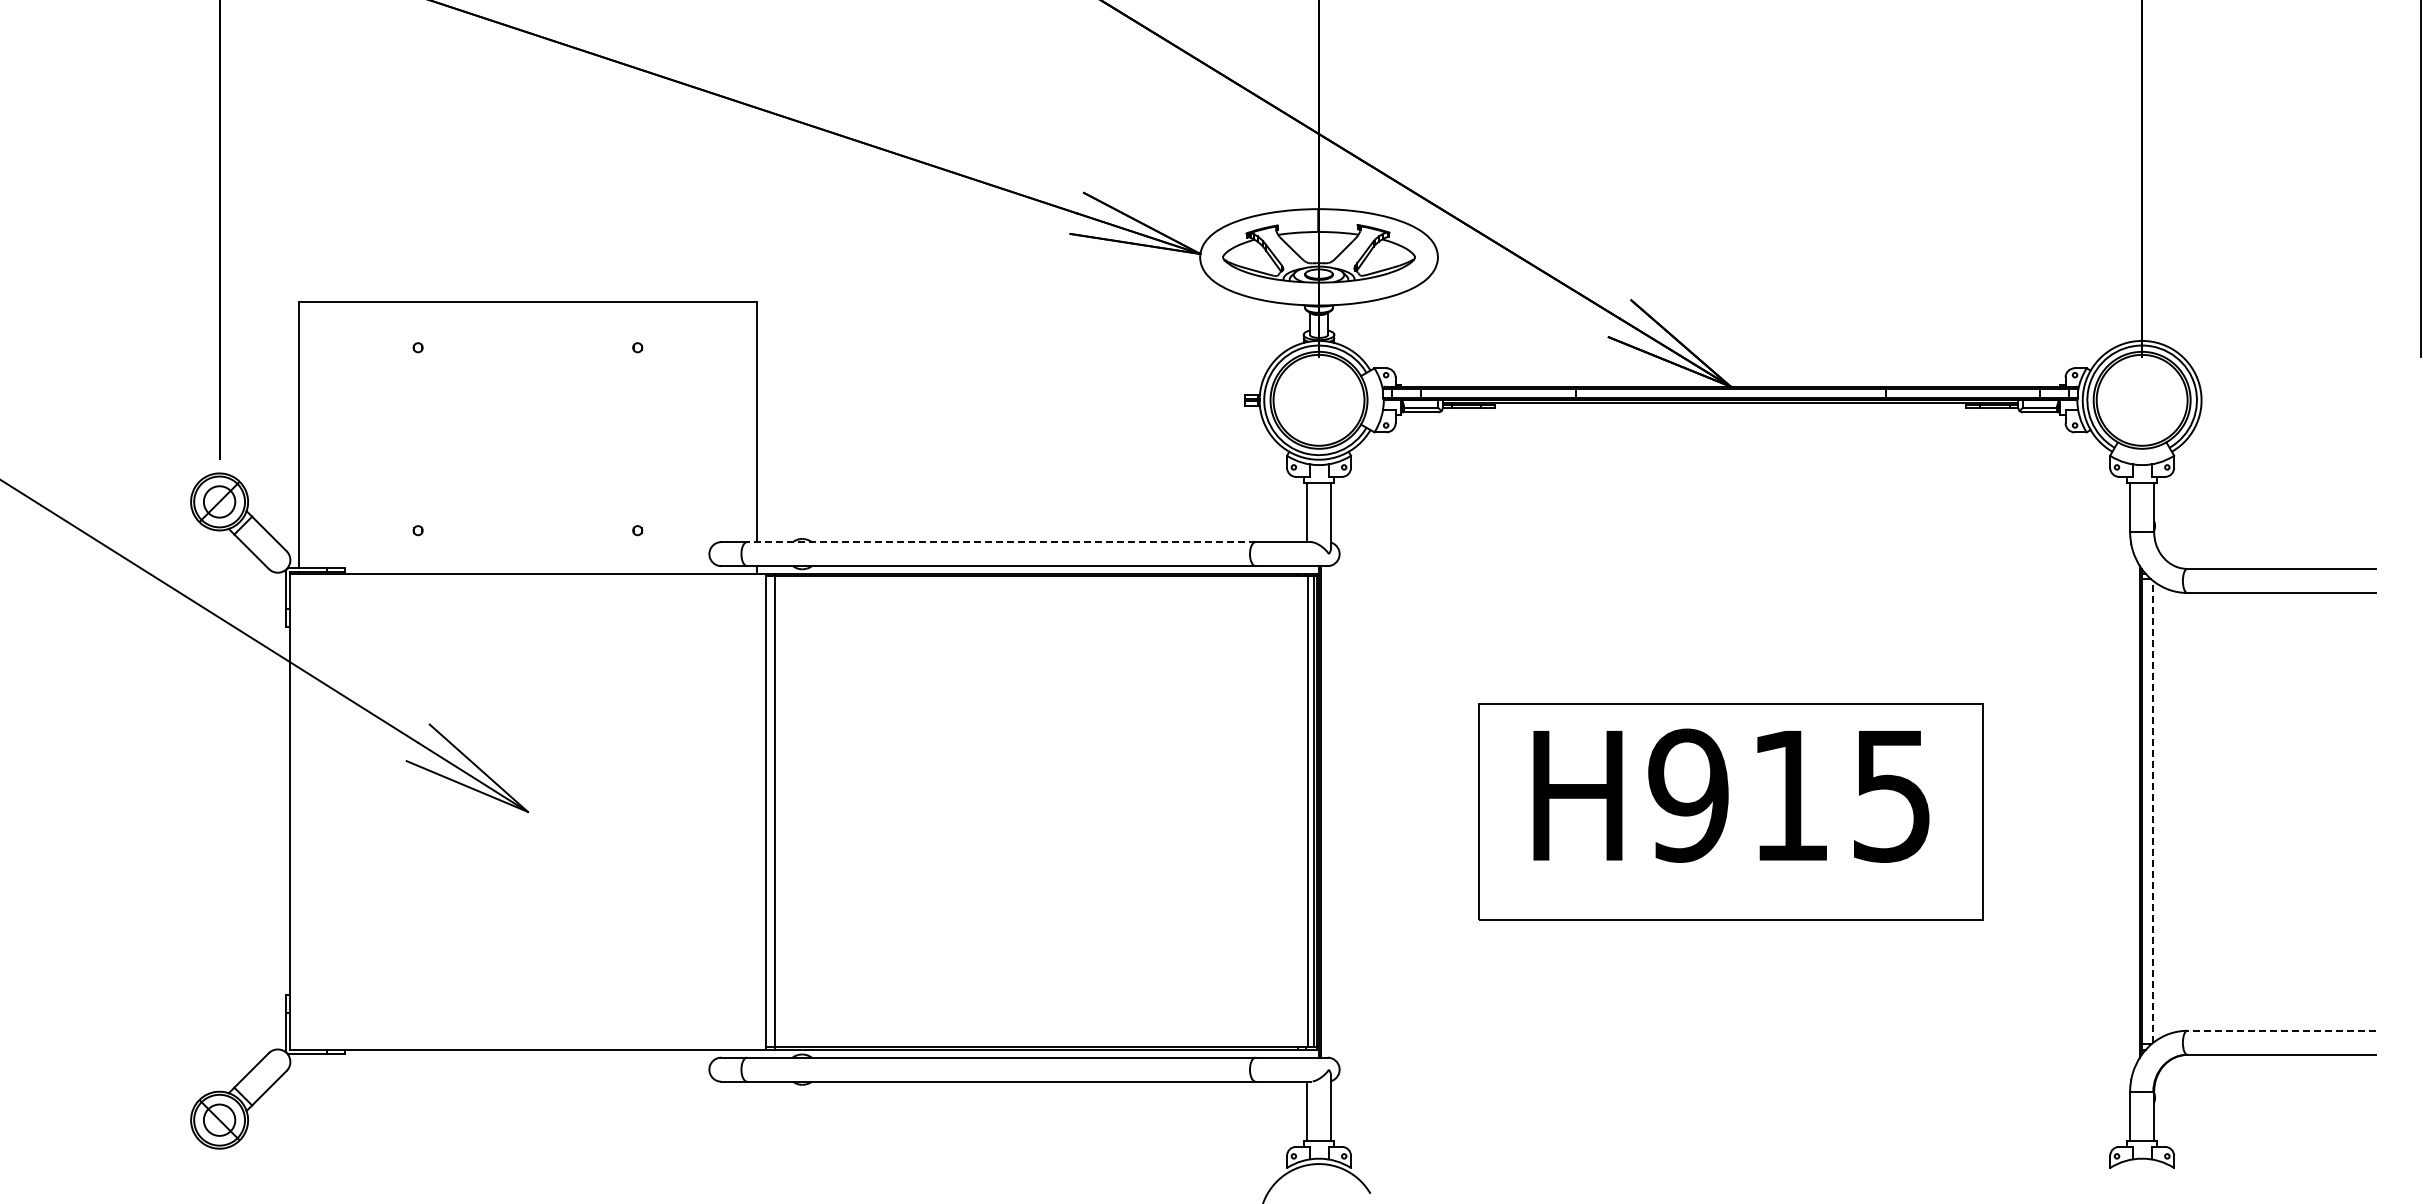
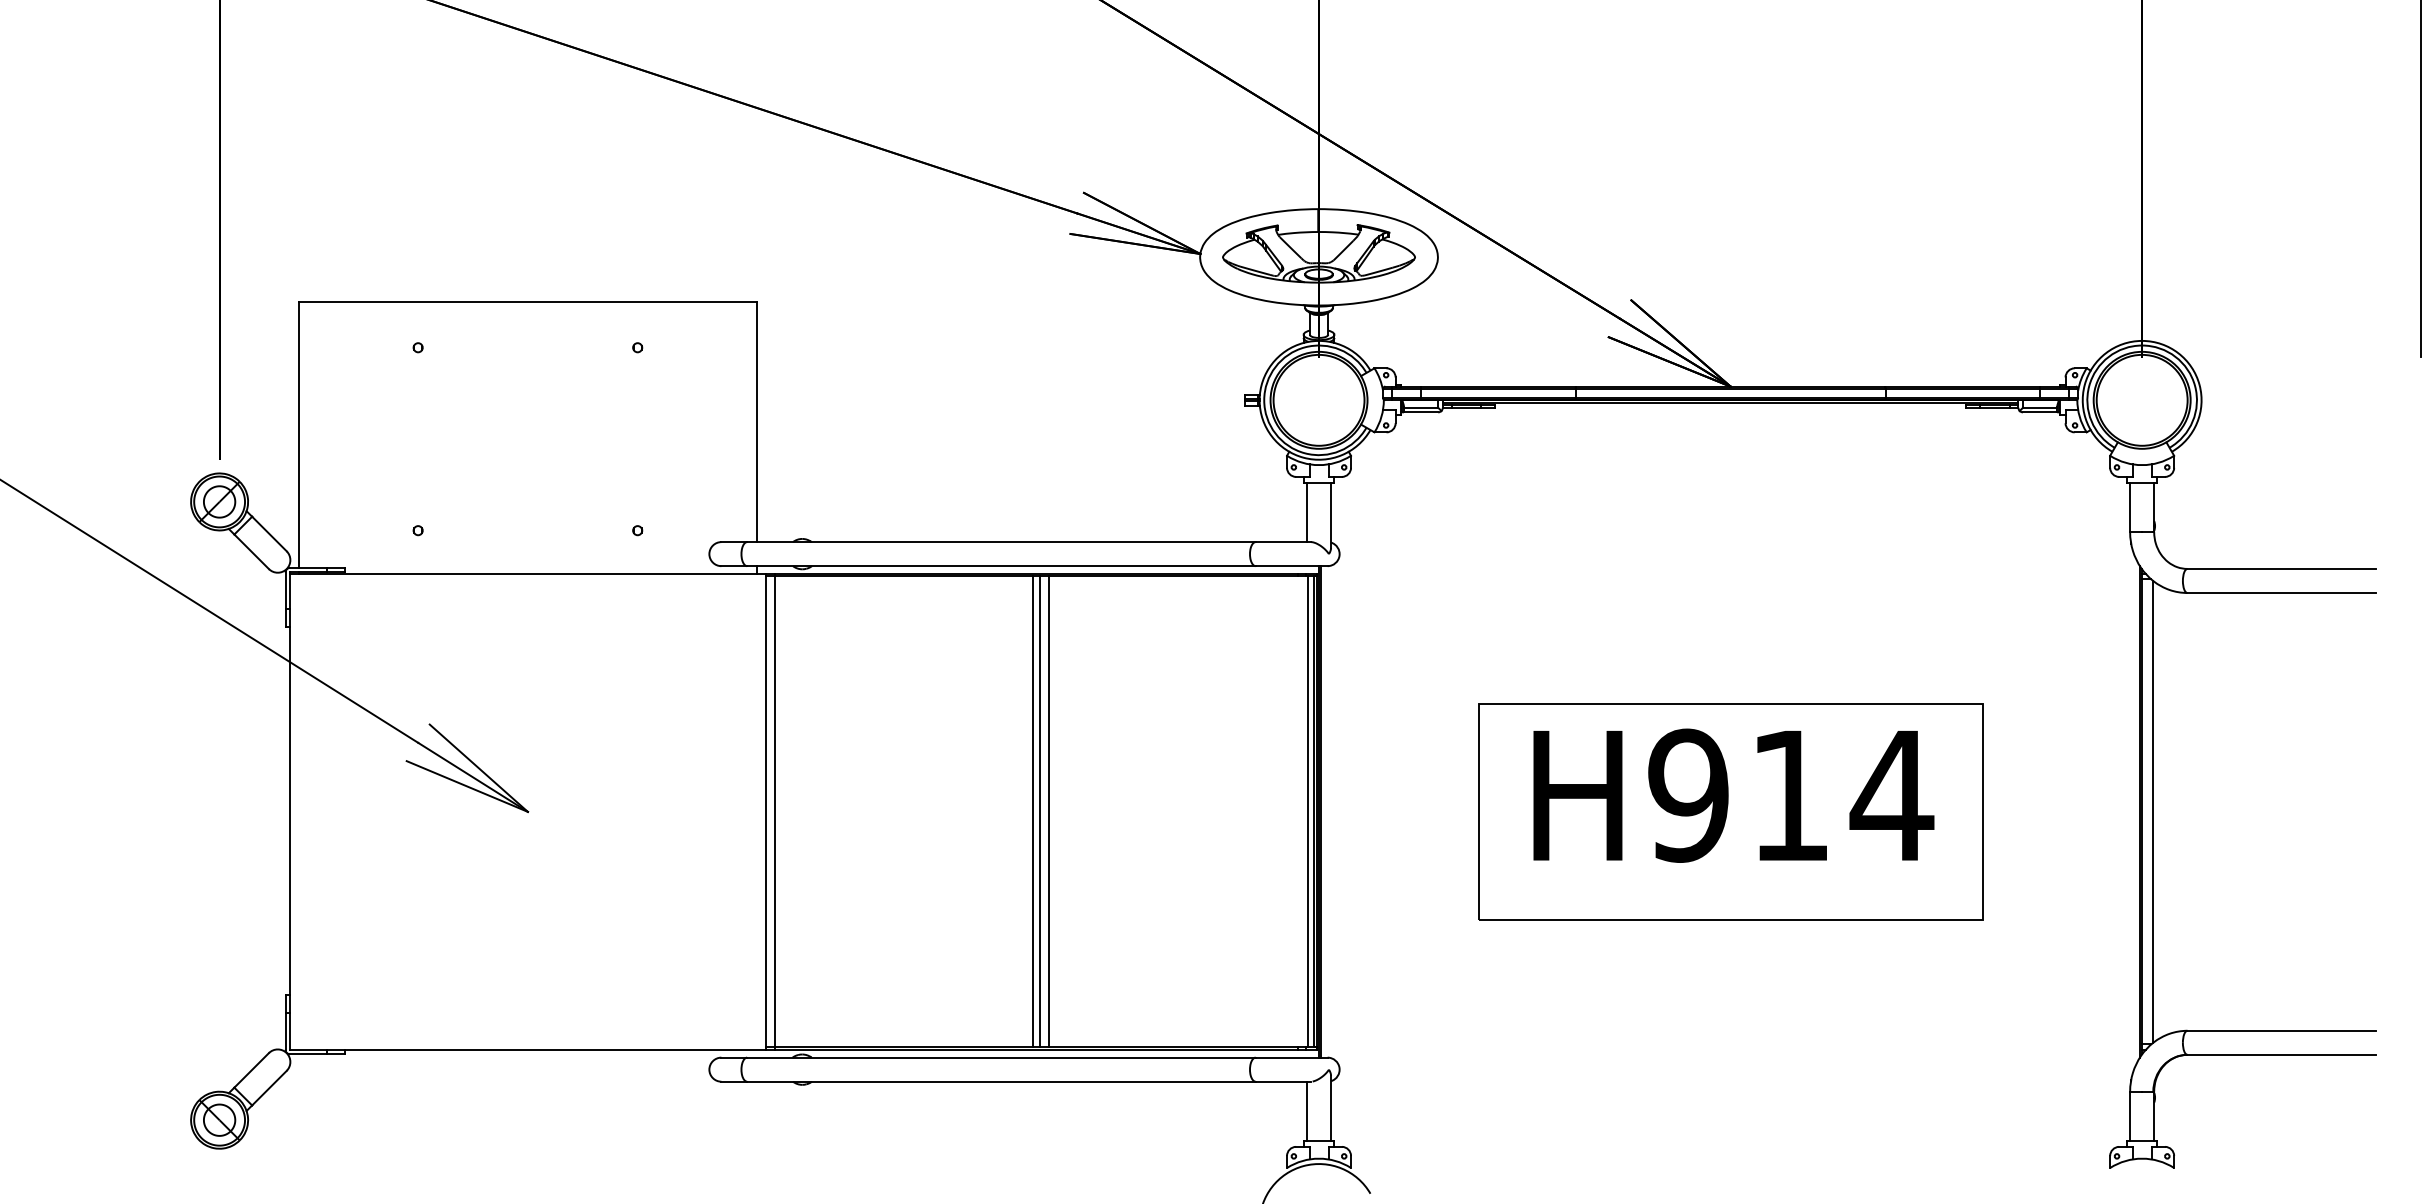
line: dashed -> solid (1000, 542)
text: H915 -> H914 (1891, 796)
line: none -> present (1033, 811)
line: none -> present (1040, 811)
line: none -> present (1049, 811)
line: dashed -> solid (2153, 811)
line: dashed -> solid (2281, 1030)
